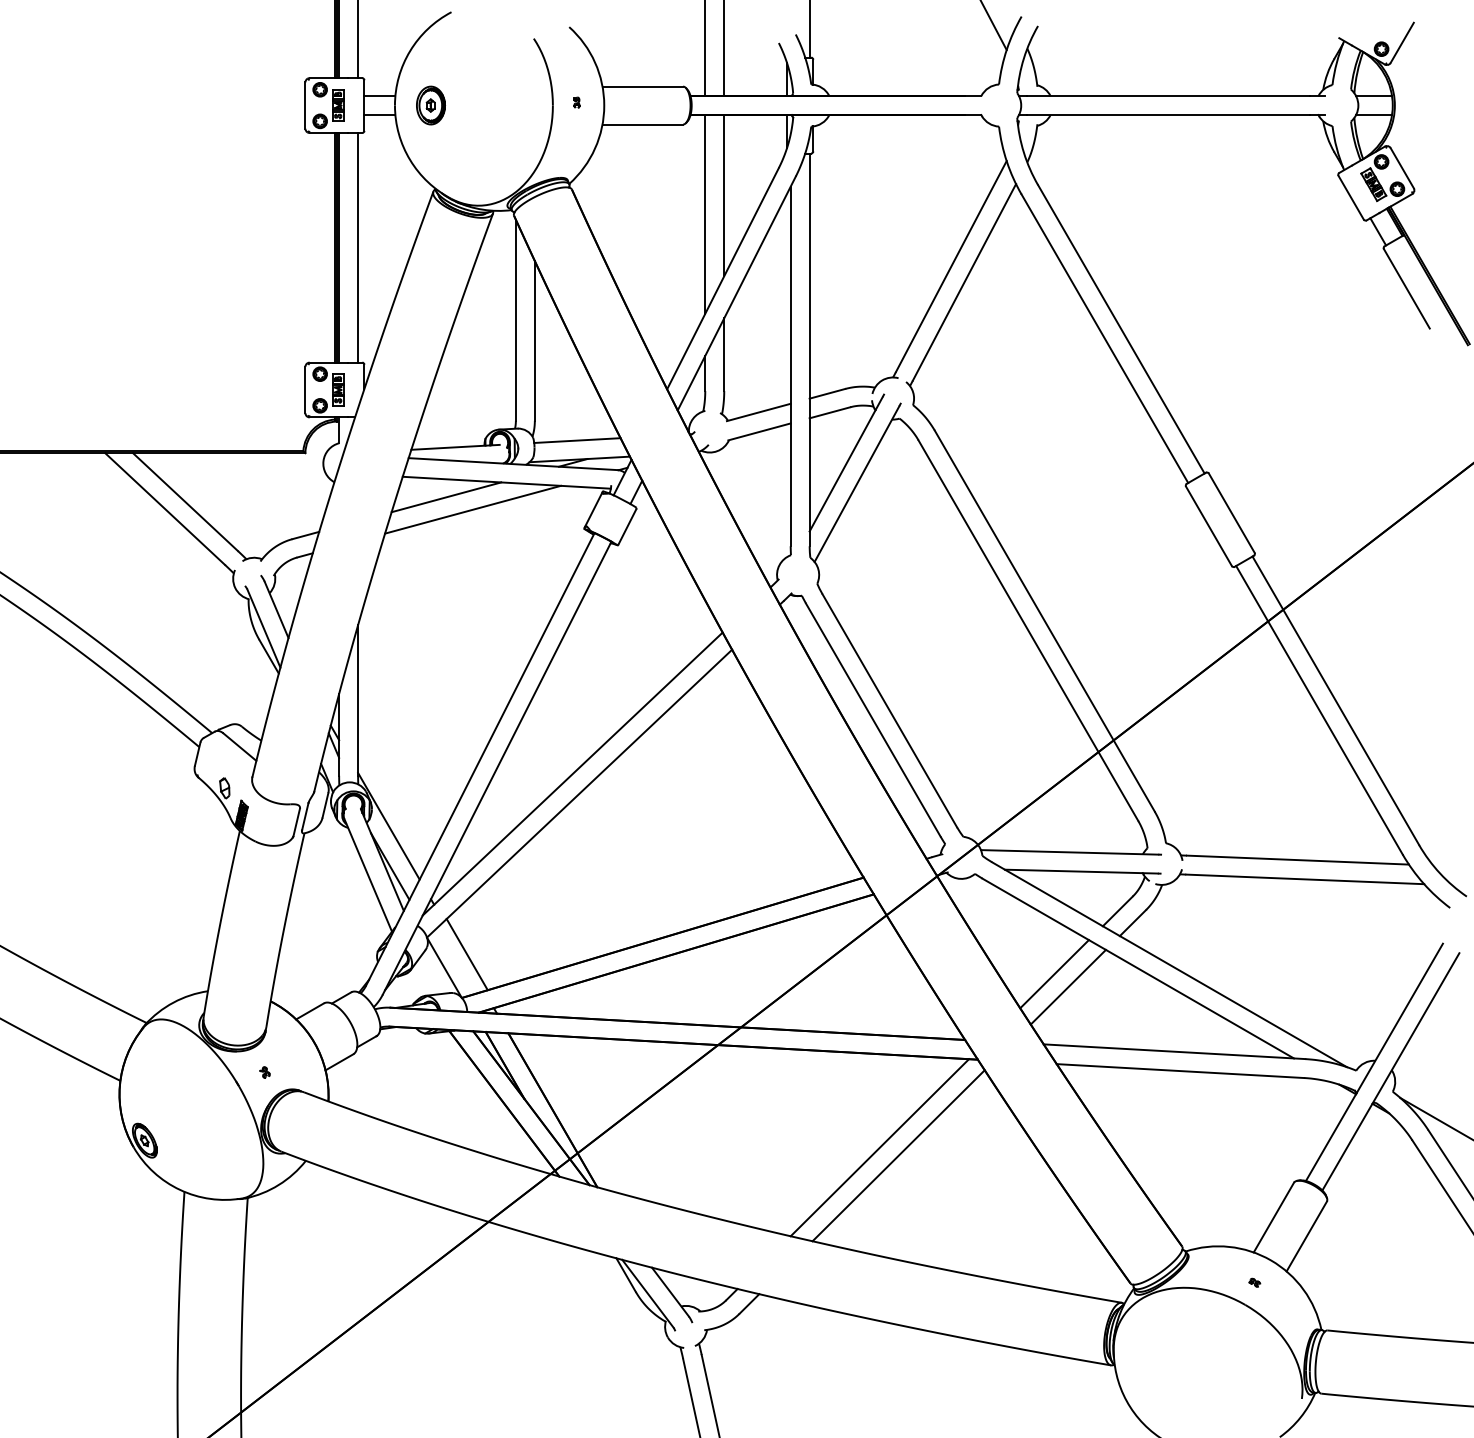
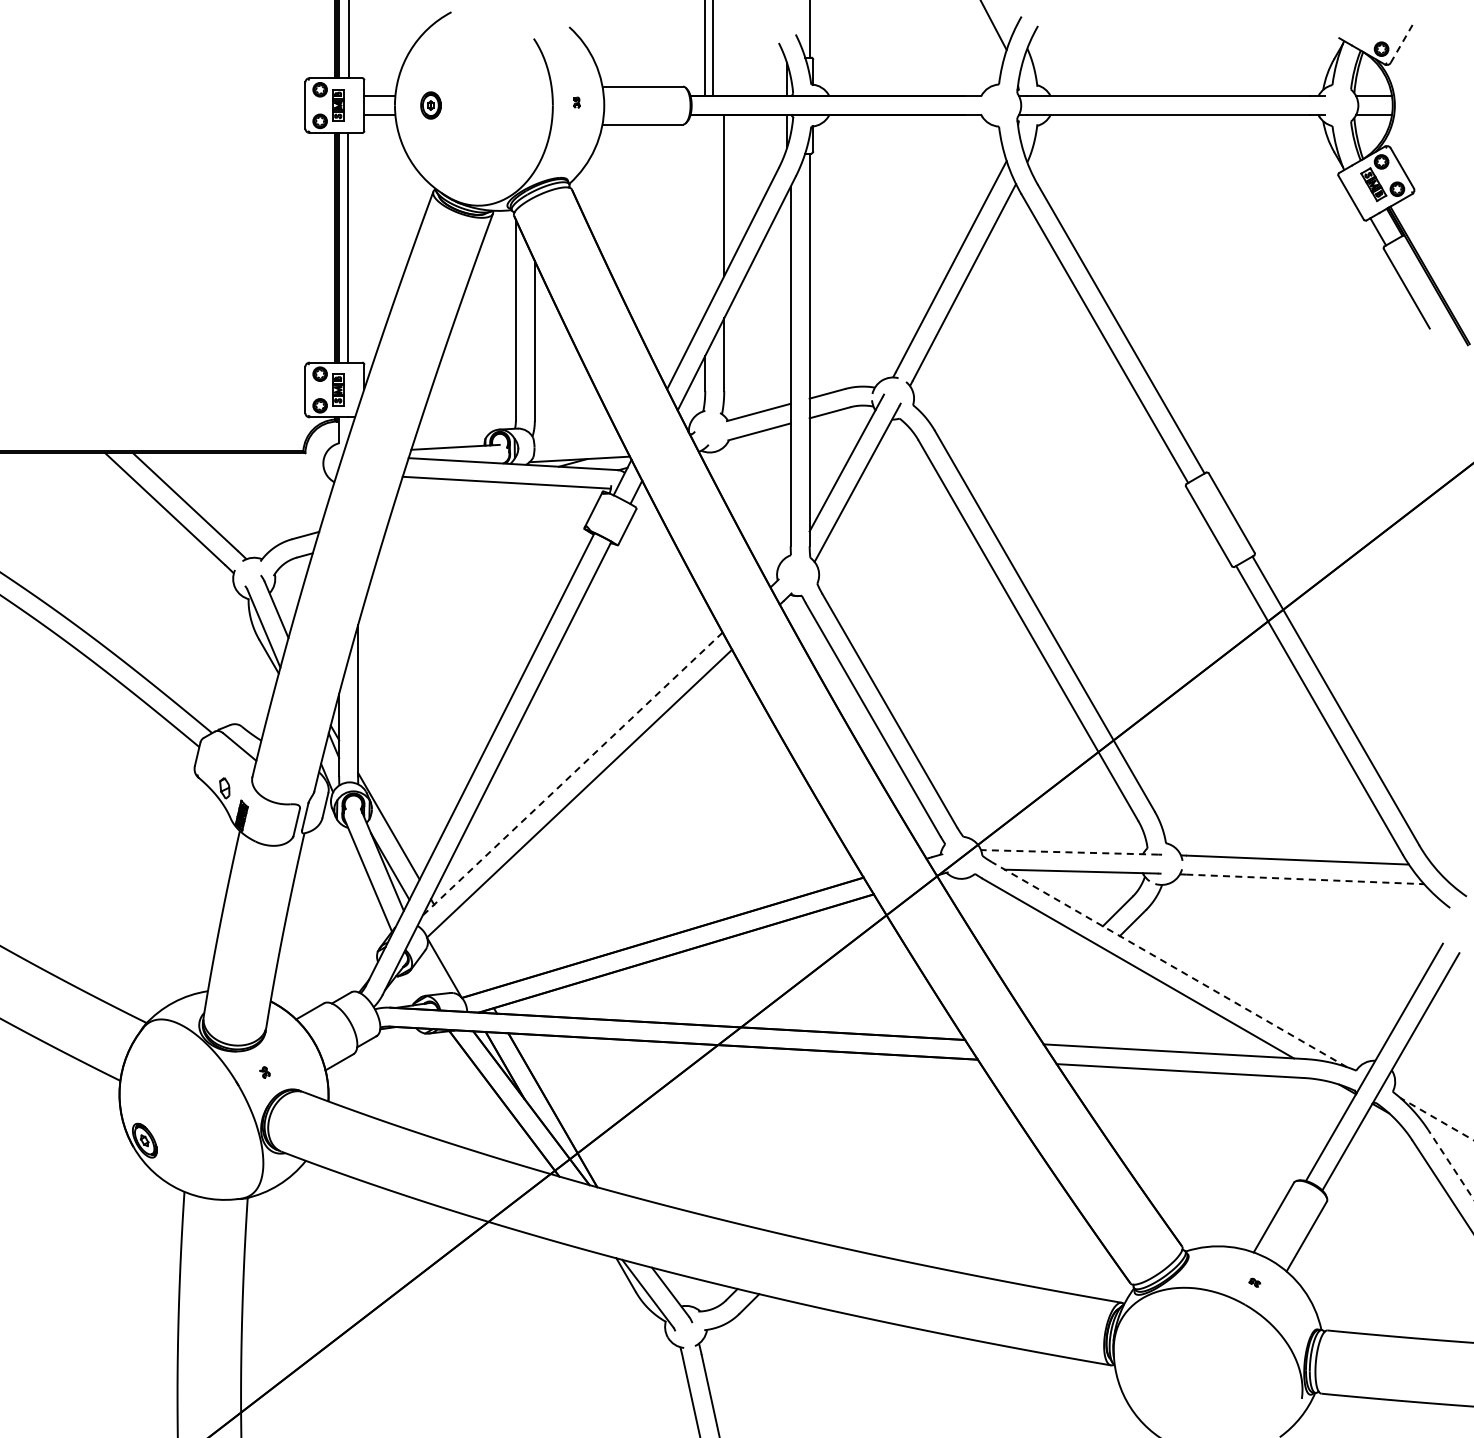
line position: (358, 40) -> (349, 40) (349, 40)
line: solid -> dashed (1402, 42)
line position: (724, 49) -> (713, 49) (713, 49)
part size: 30x41 px -> 22x29 px (430, 105)
line: present -> none (705, 214)
line position: (358, 247) -> (348, 247) (348, 247)
line: present -> none (577, 440)
line: present -> none (446, 497)
line: present -> none (472, 509)
line: solid -> dashed (572, 774)
line: solid -> dashed (1069, 852)
line: solid -> dashed (1305, 879)
line: present -> none (466, 954)
line: solid -> dashed (1169, 964)
line: present -> none (1054, 974)
line: present -> none (1067, 986)
line: solid -> dashed (1436, 1118)
line: present -> none (879, 1147)
line: present -> none (898, 1155)
line: solid -> dashed (1450, 1164)
